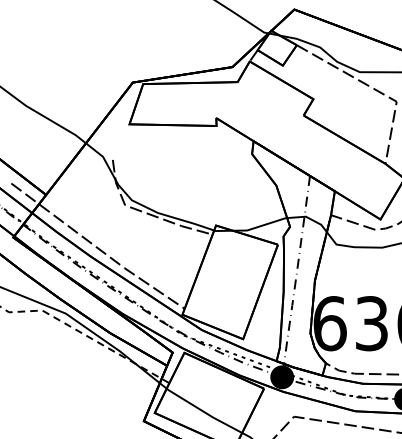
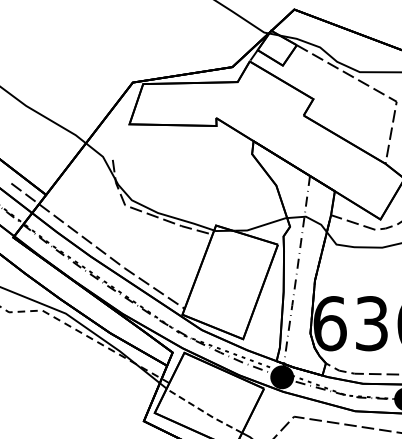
line: solid -> dashed (203, 411)
